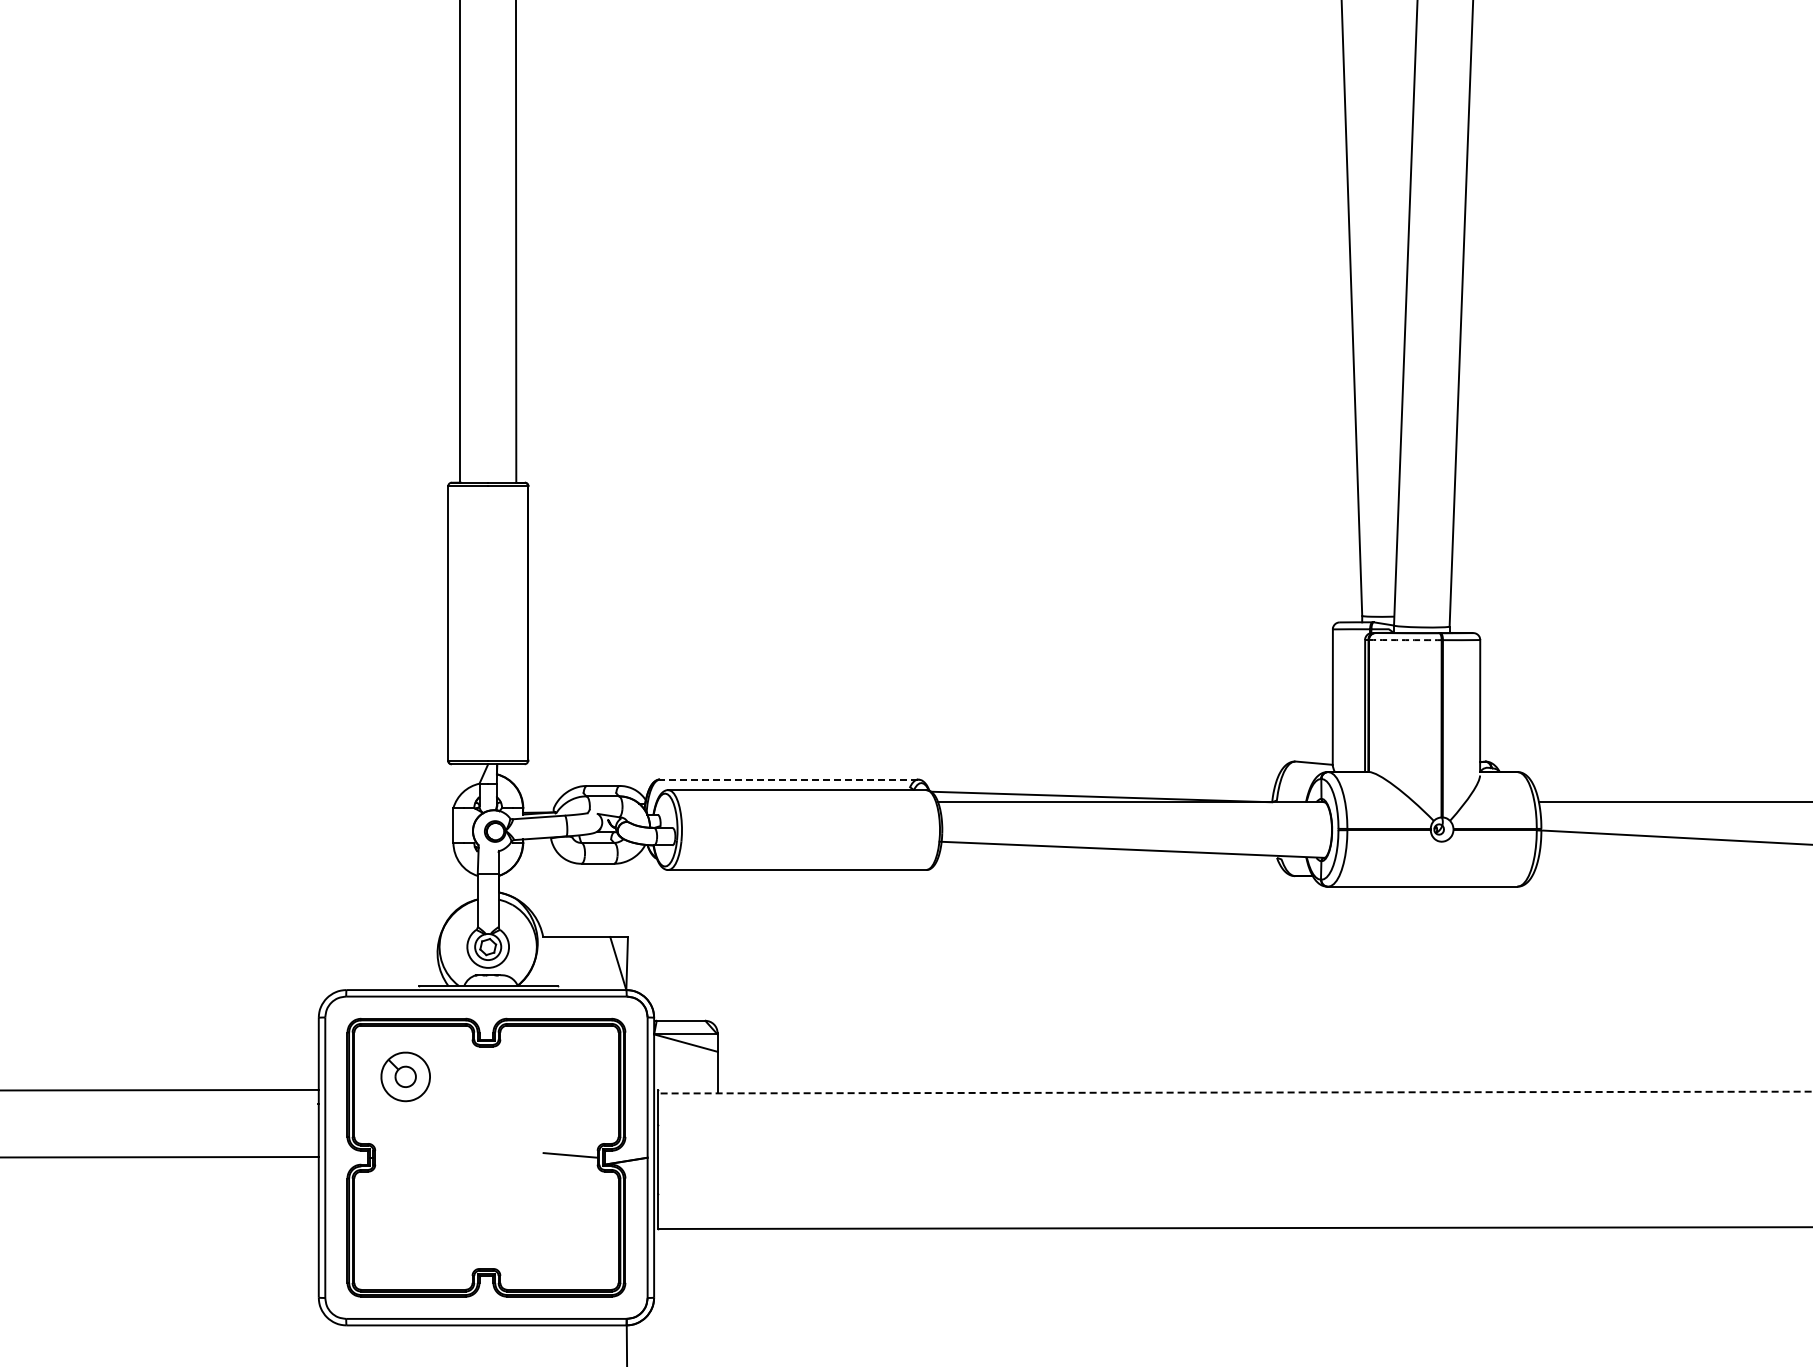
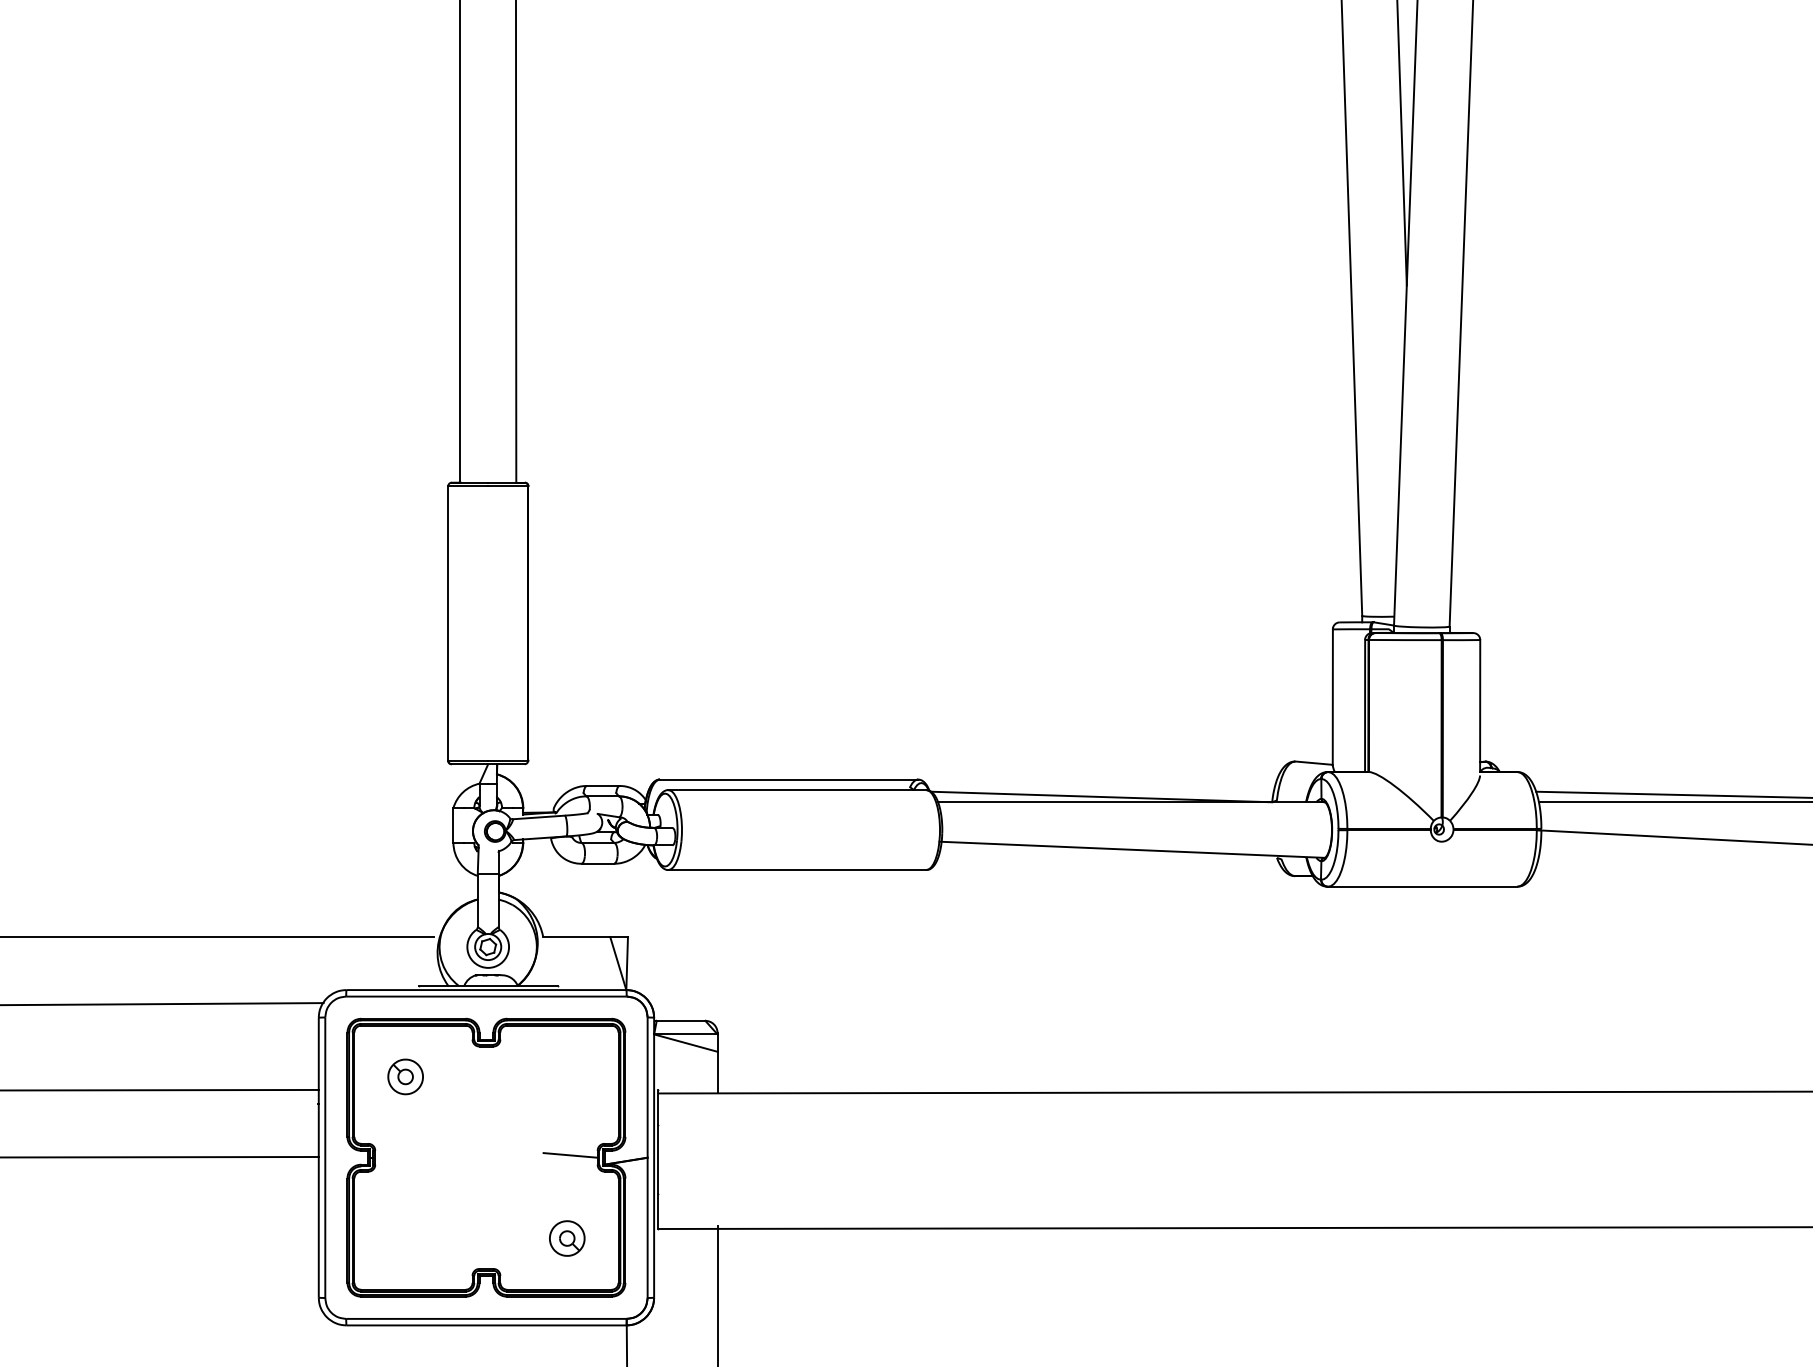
line: none -> present (1401, 143)
arc: dashed -> solid (1405, 640)
line: dashed -> solid (789, 779)
line: none -> present (1672, 794)
line: none -> present (217, 937)
line: none -> present (162, 1004)
part size: 51x52 px -> 37x38 px (405, 1076)
line: dashed -> solid (1235, 1092)
part: none -> present (567, 1238)
line: none -> present (717, 1294)
